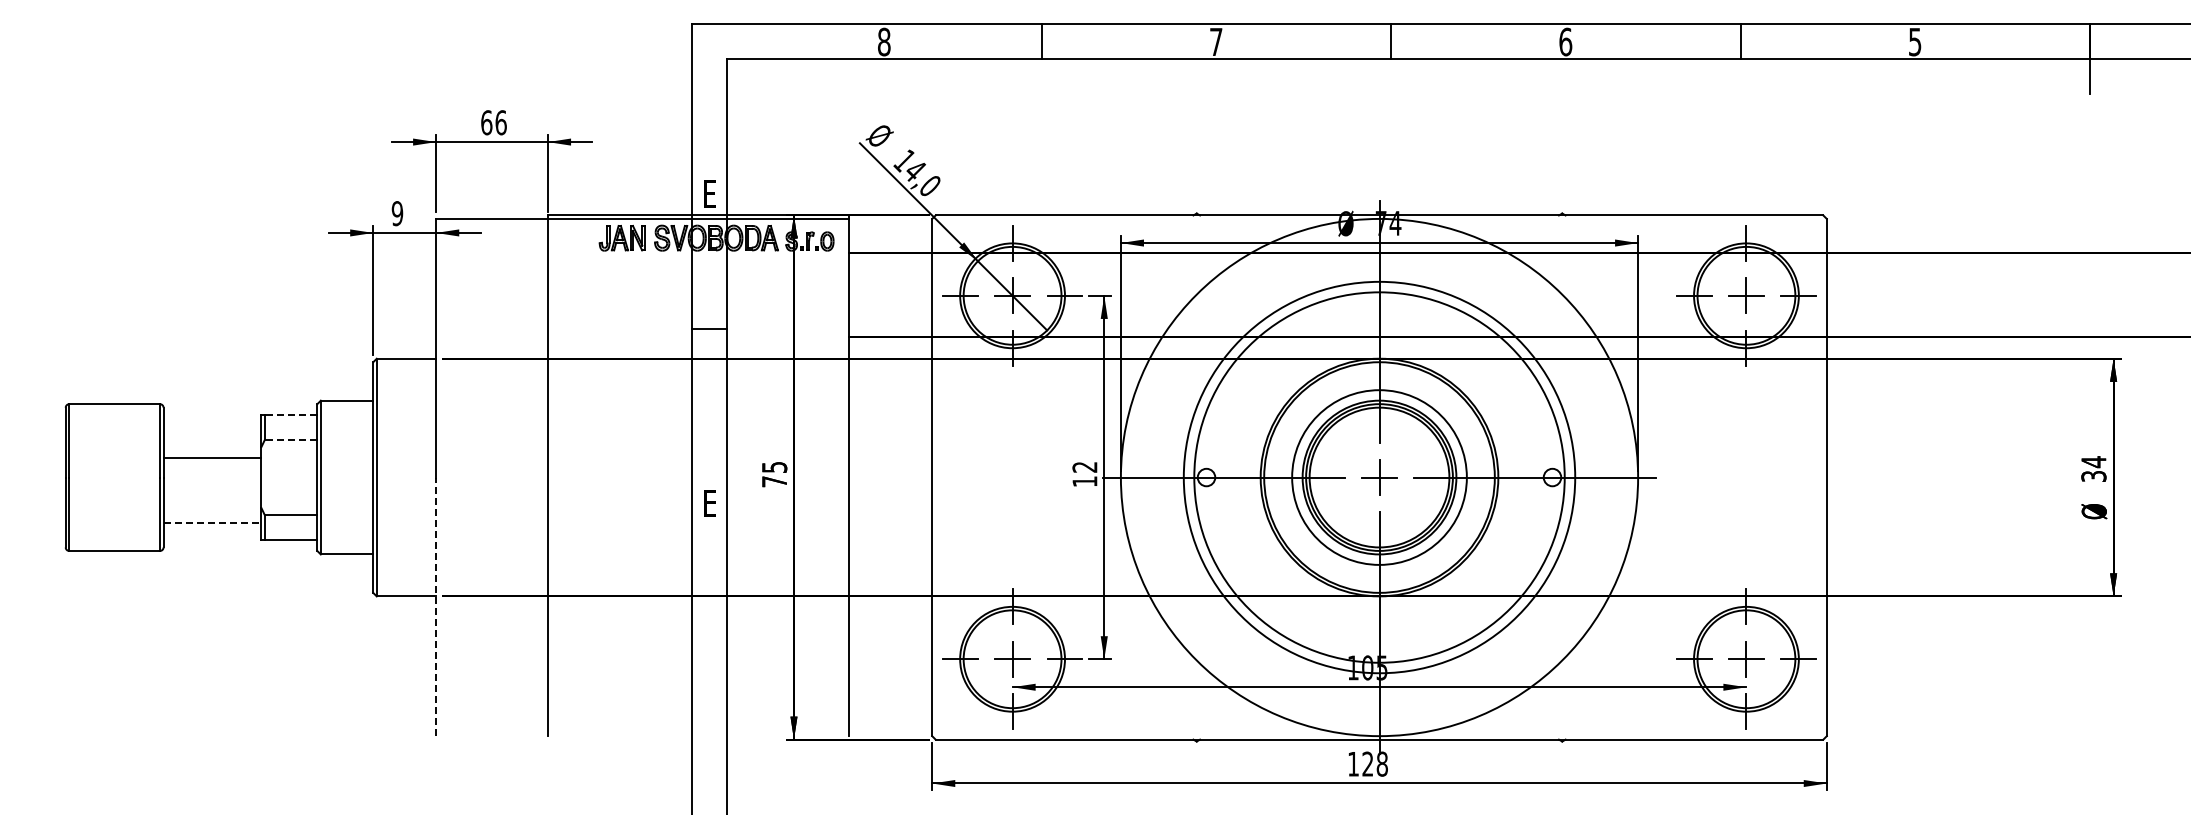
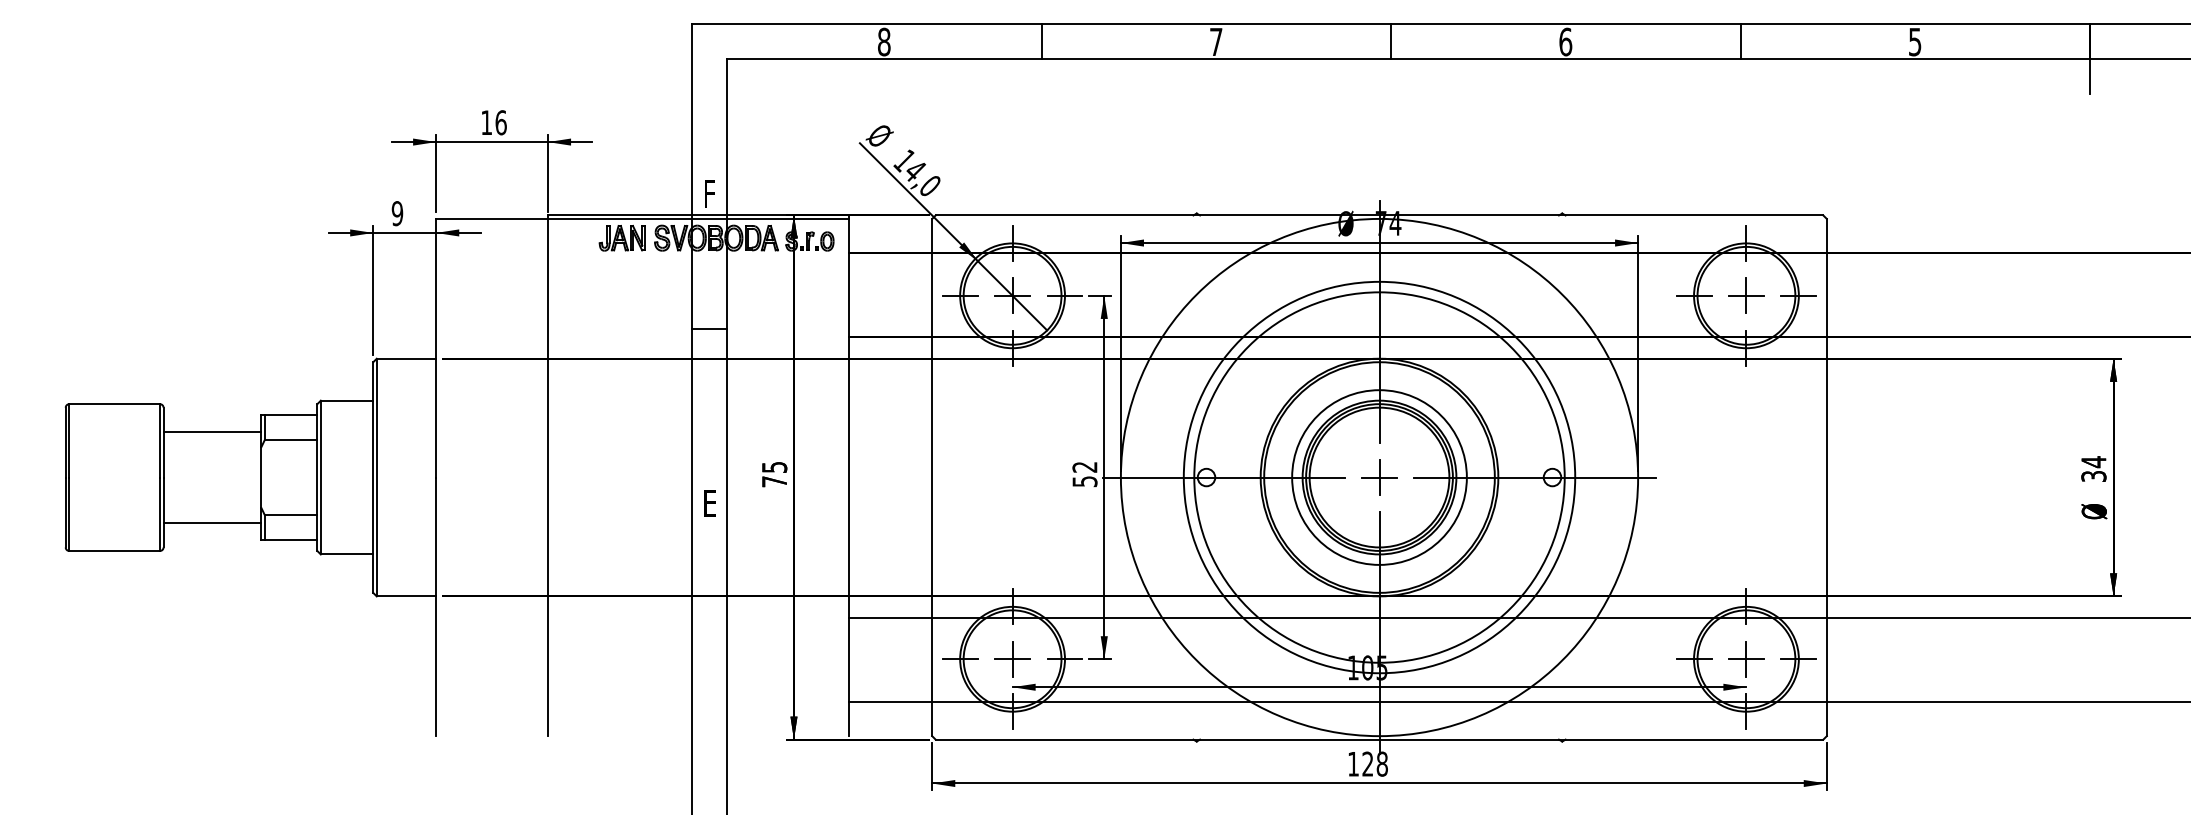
text: 66 -> 16 (486, 122)
text: E -> F (709, 193)
line: dashed -> solid (290, 414)
line: dashed -> solid (290, 439)
line position: (212, 458) -> (212, 432) (212, 432)
text: 12 -> 52 (1084, 481)
line: dashed -> solid (212, 523)
line: dashed -> solid (436, 606)
line: none -> present (1517, 618)
line: none -> present (1517, 702)
